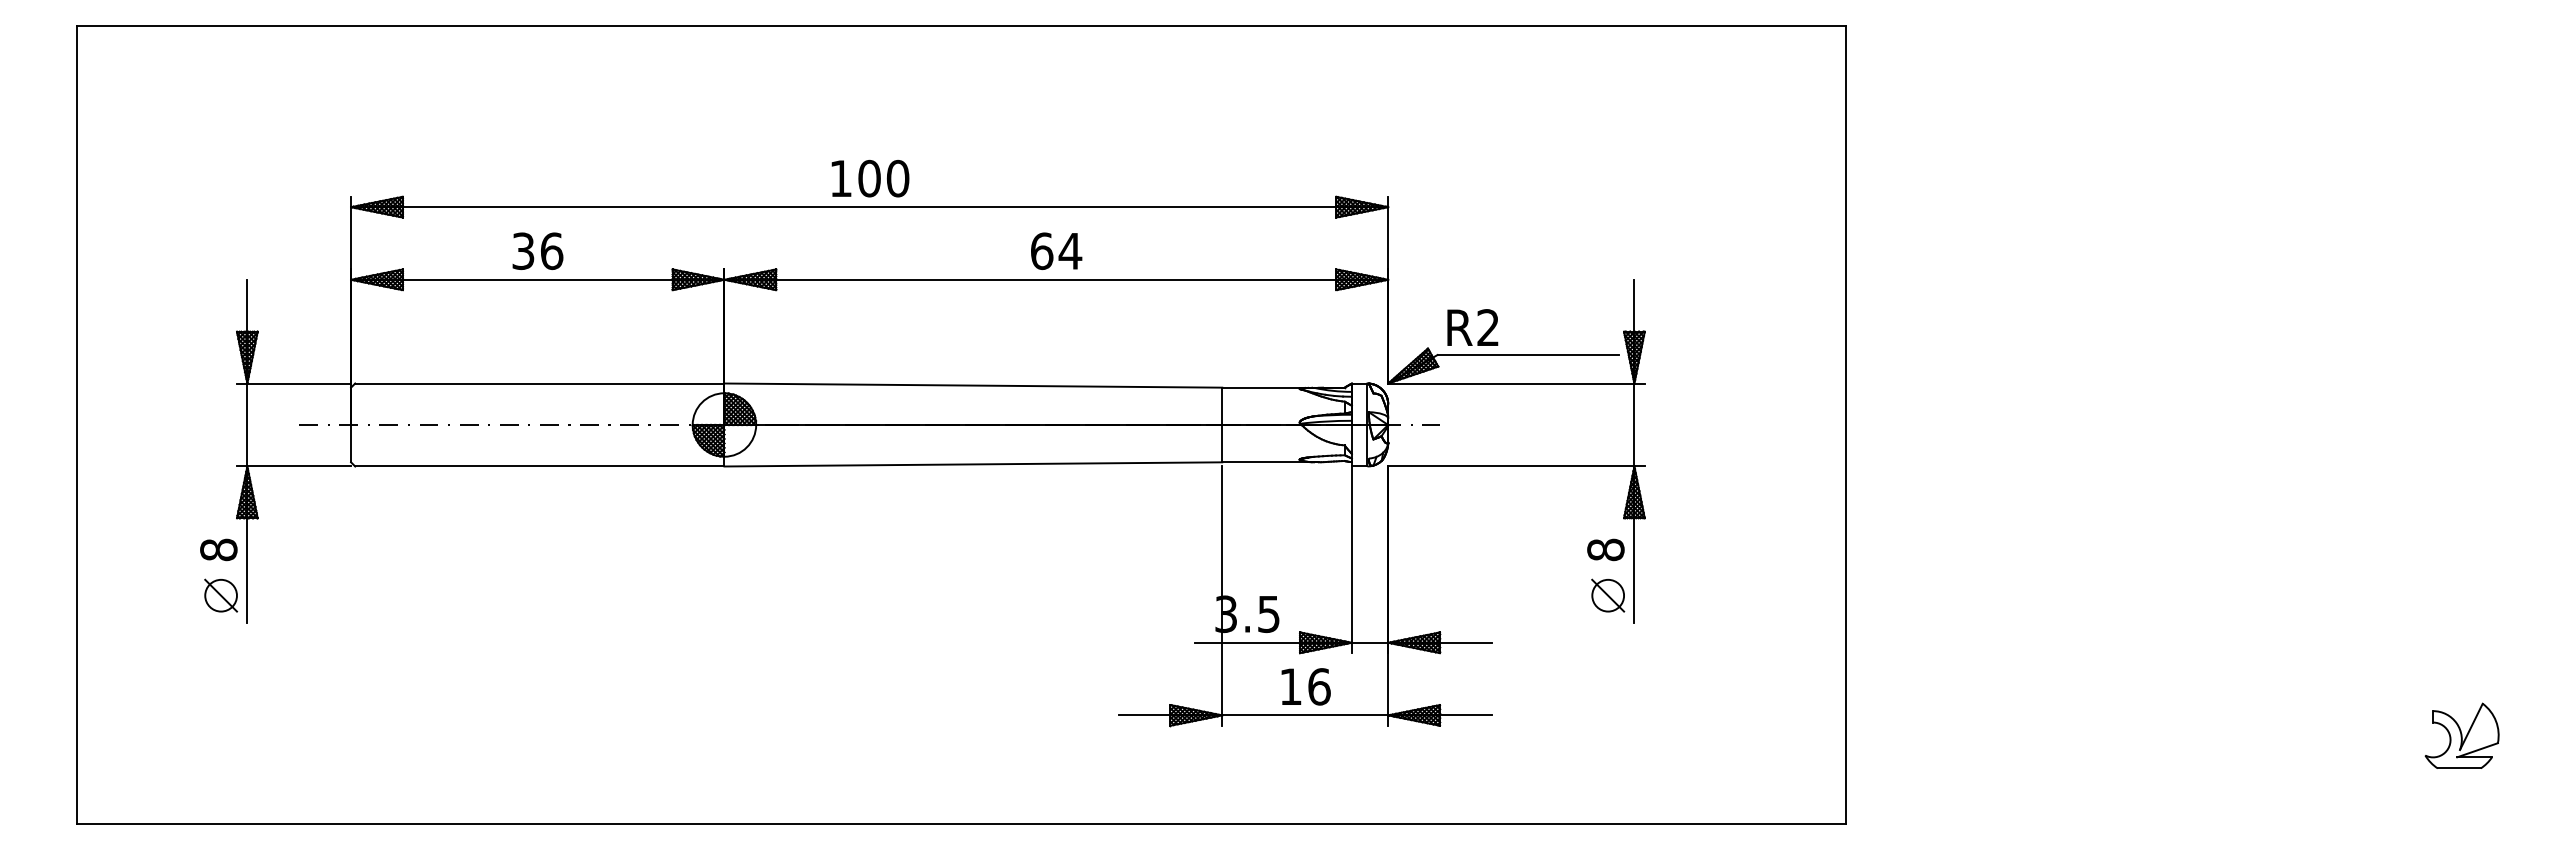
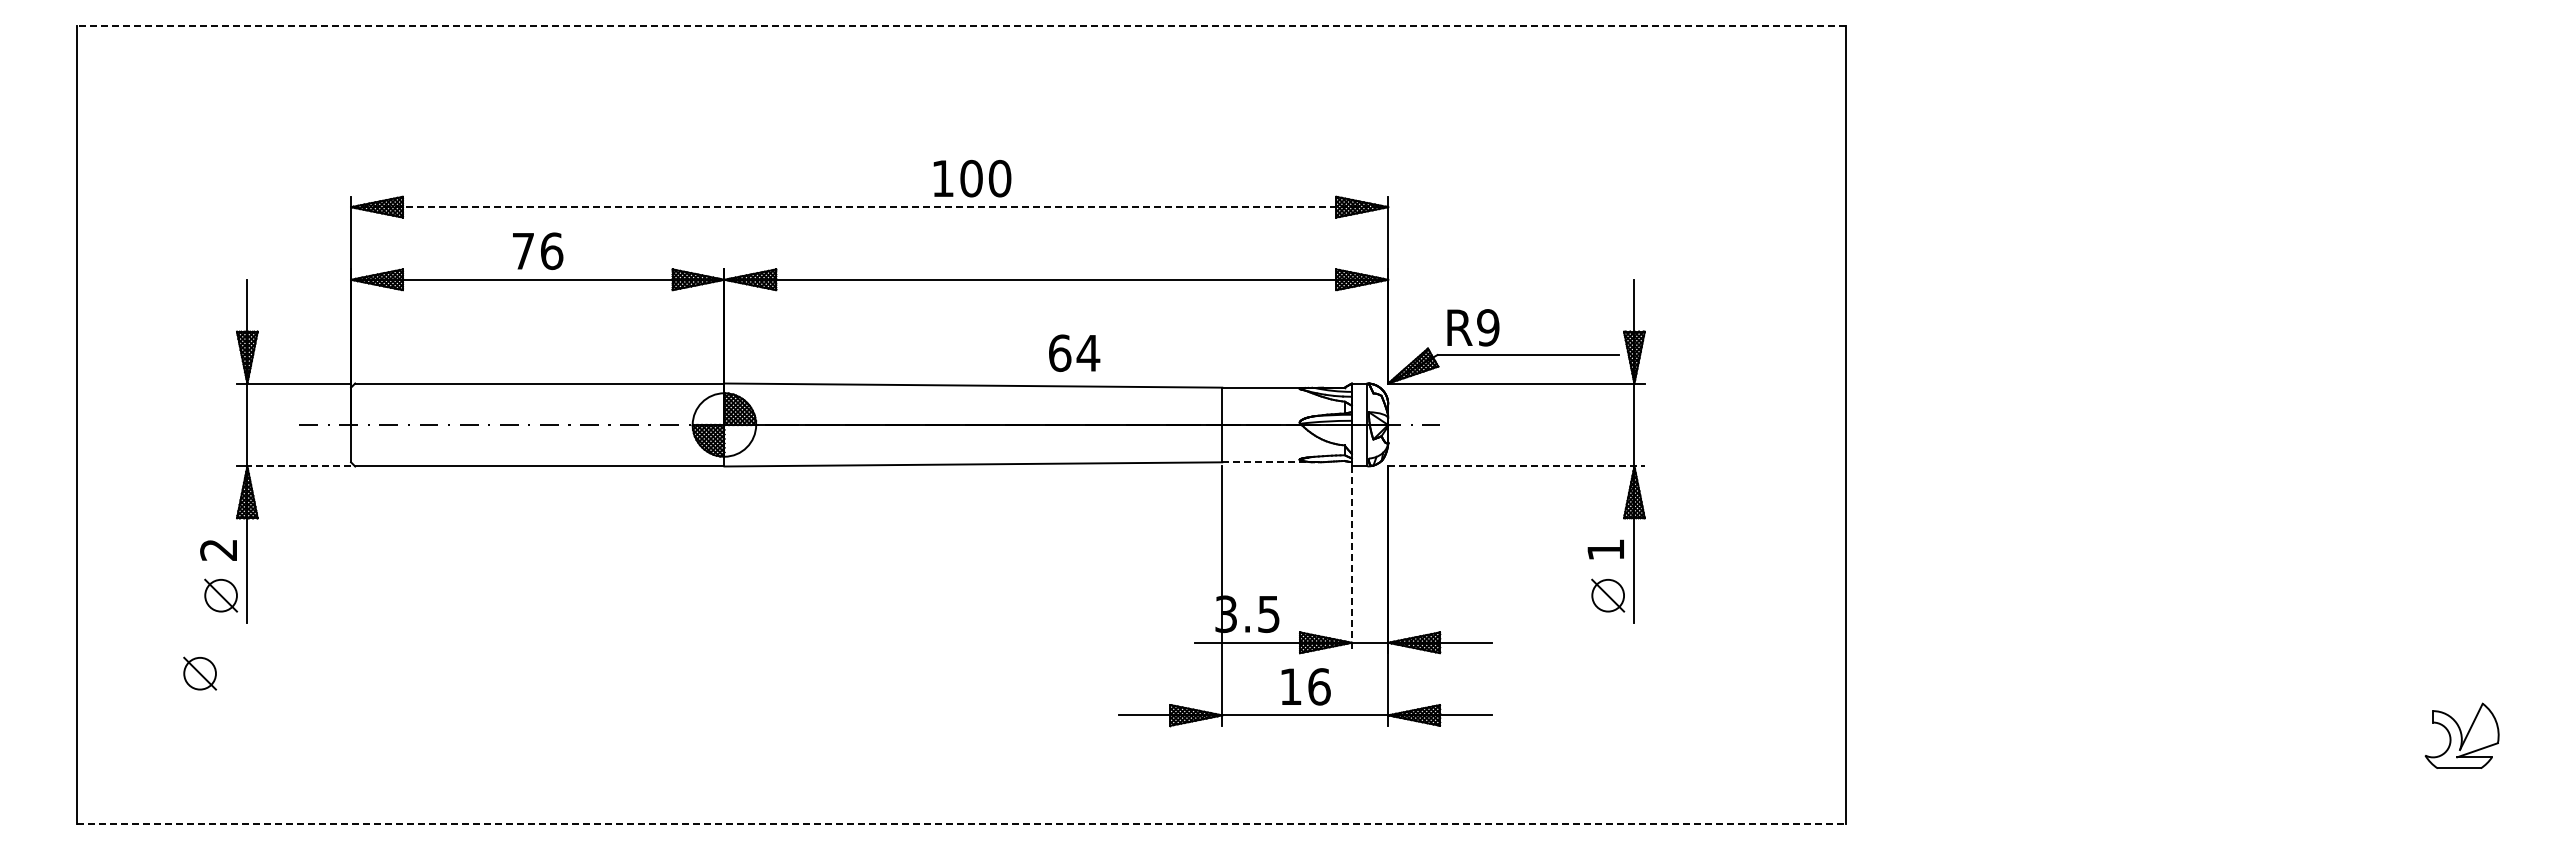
line: solid -> dashed (960, 25)
text position: (870, 178) -> (972, 178) (972, 178)
line: solid -> dashed (869, 207)
text position: (1056, 250) -> (1074, 352) (1074, 352)
text: 36 -> 76 (523, 251)
text: R2 -> R9 (1488, 327)
line: solid -> dashed (1269, 462)
line: solid -> dashed (299, 466)
line: solid -> dashed (1517, 466)
text: 8 -> 2 (218, 549)
text: 8 -> 1 (1605, 549)
line: solid -> dashed (1351, 560)
part: none -> present (200, 673)
line: solid -> dashed (961, 824)
